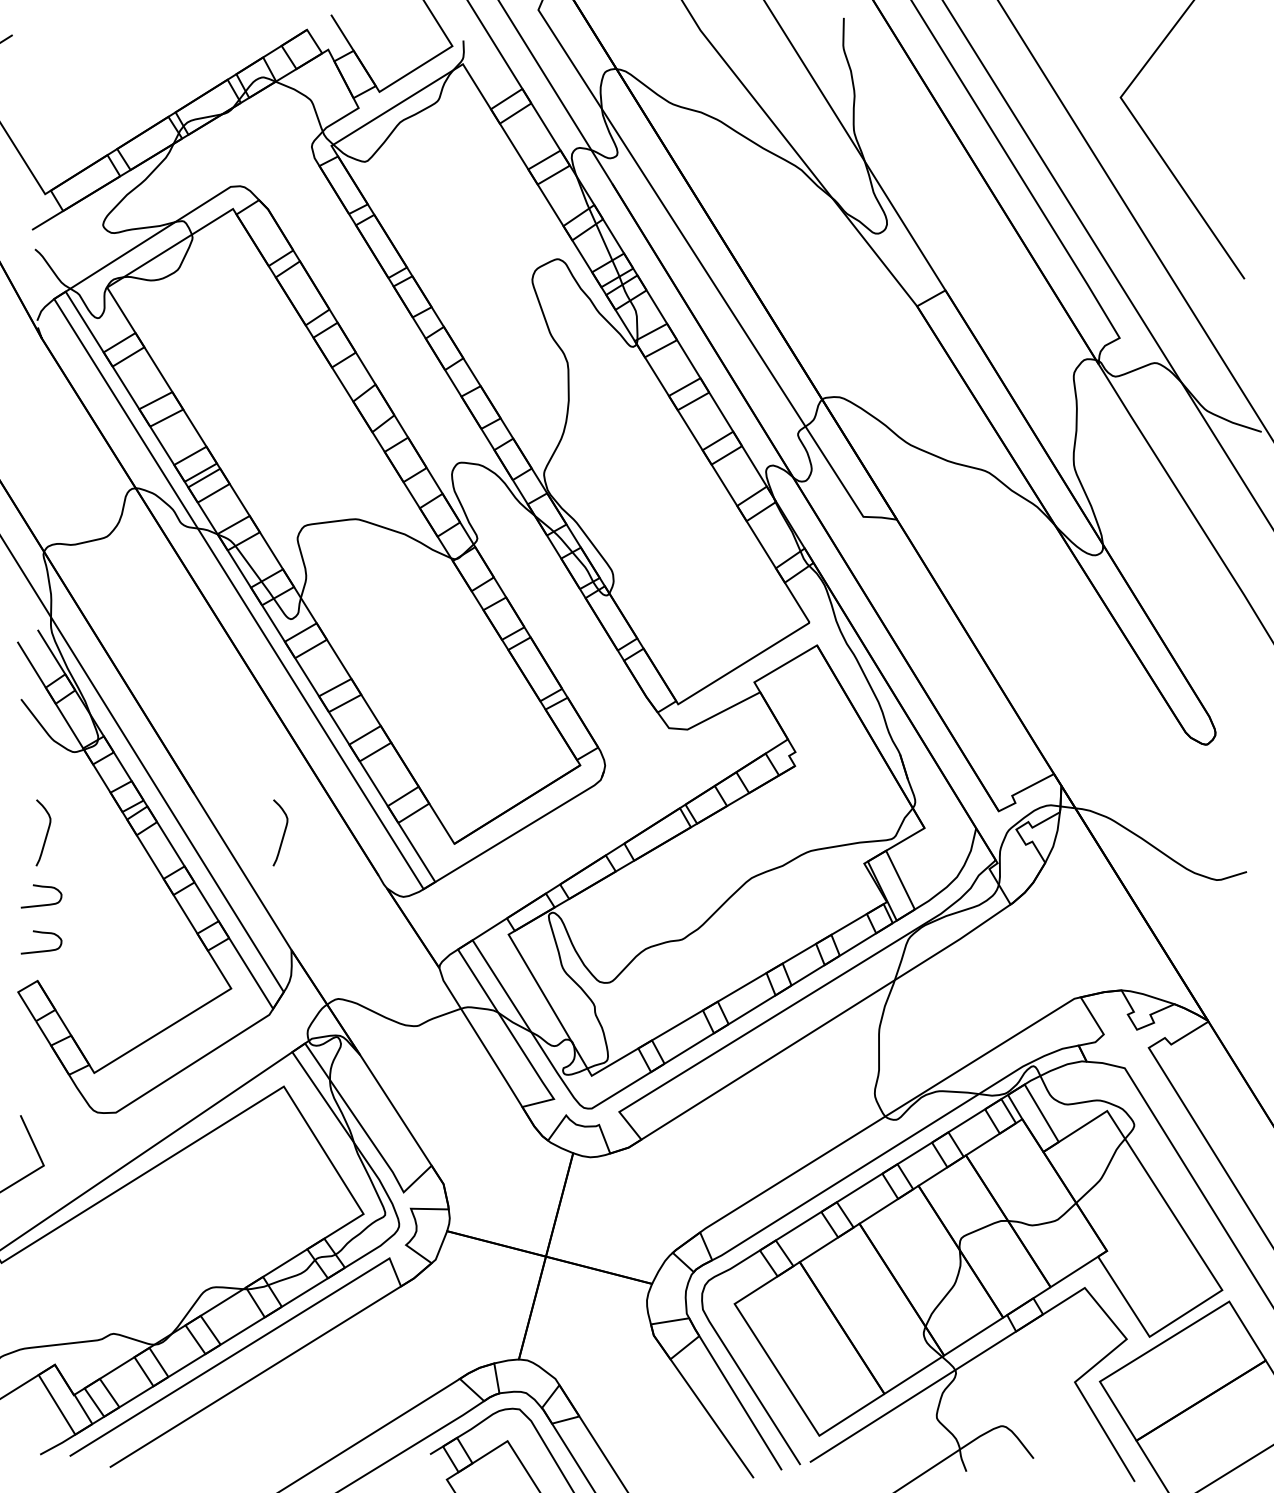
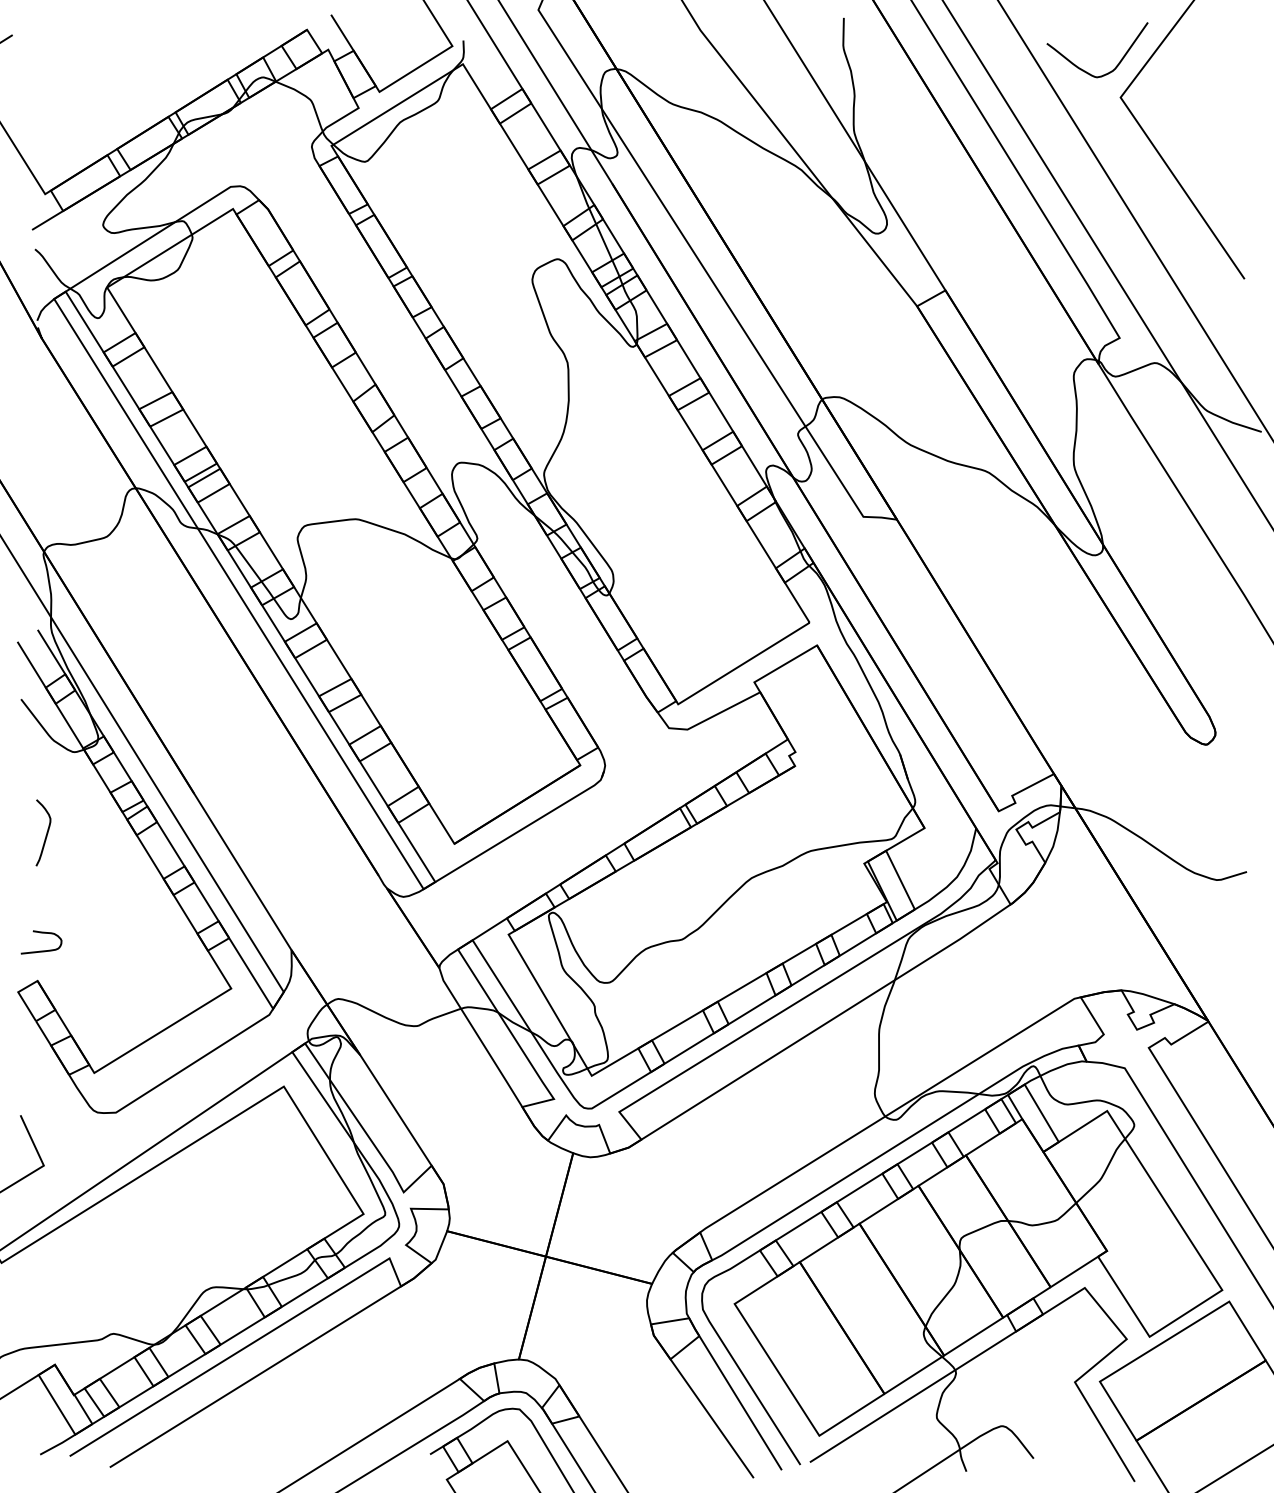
curve: none -> present (1085, 70)
curve: present -> none (283, 832)
curve: present -> none (41, 904)
